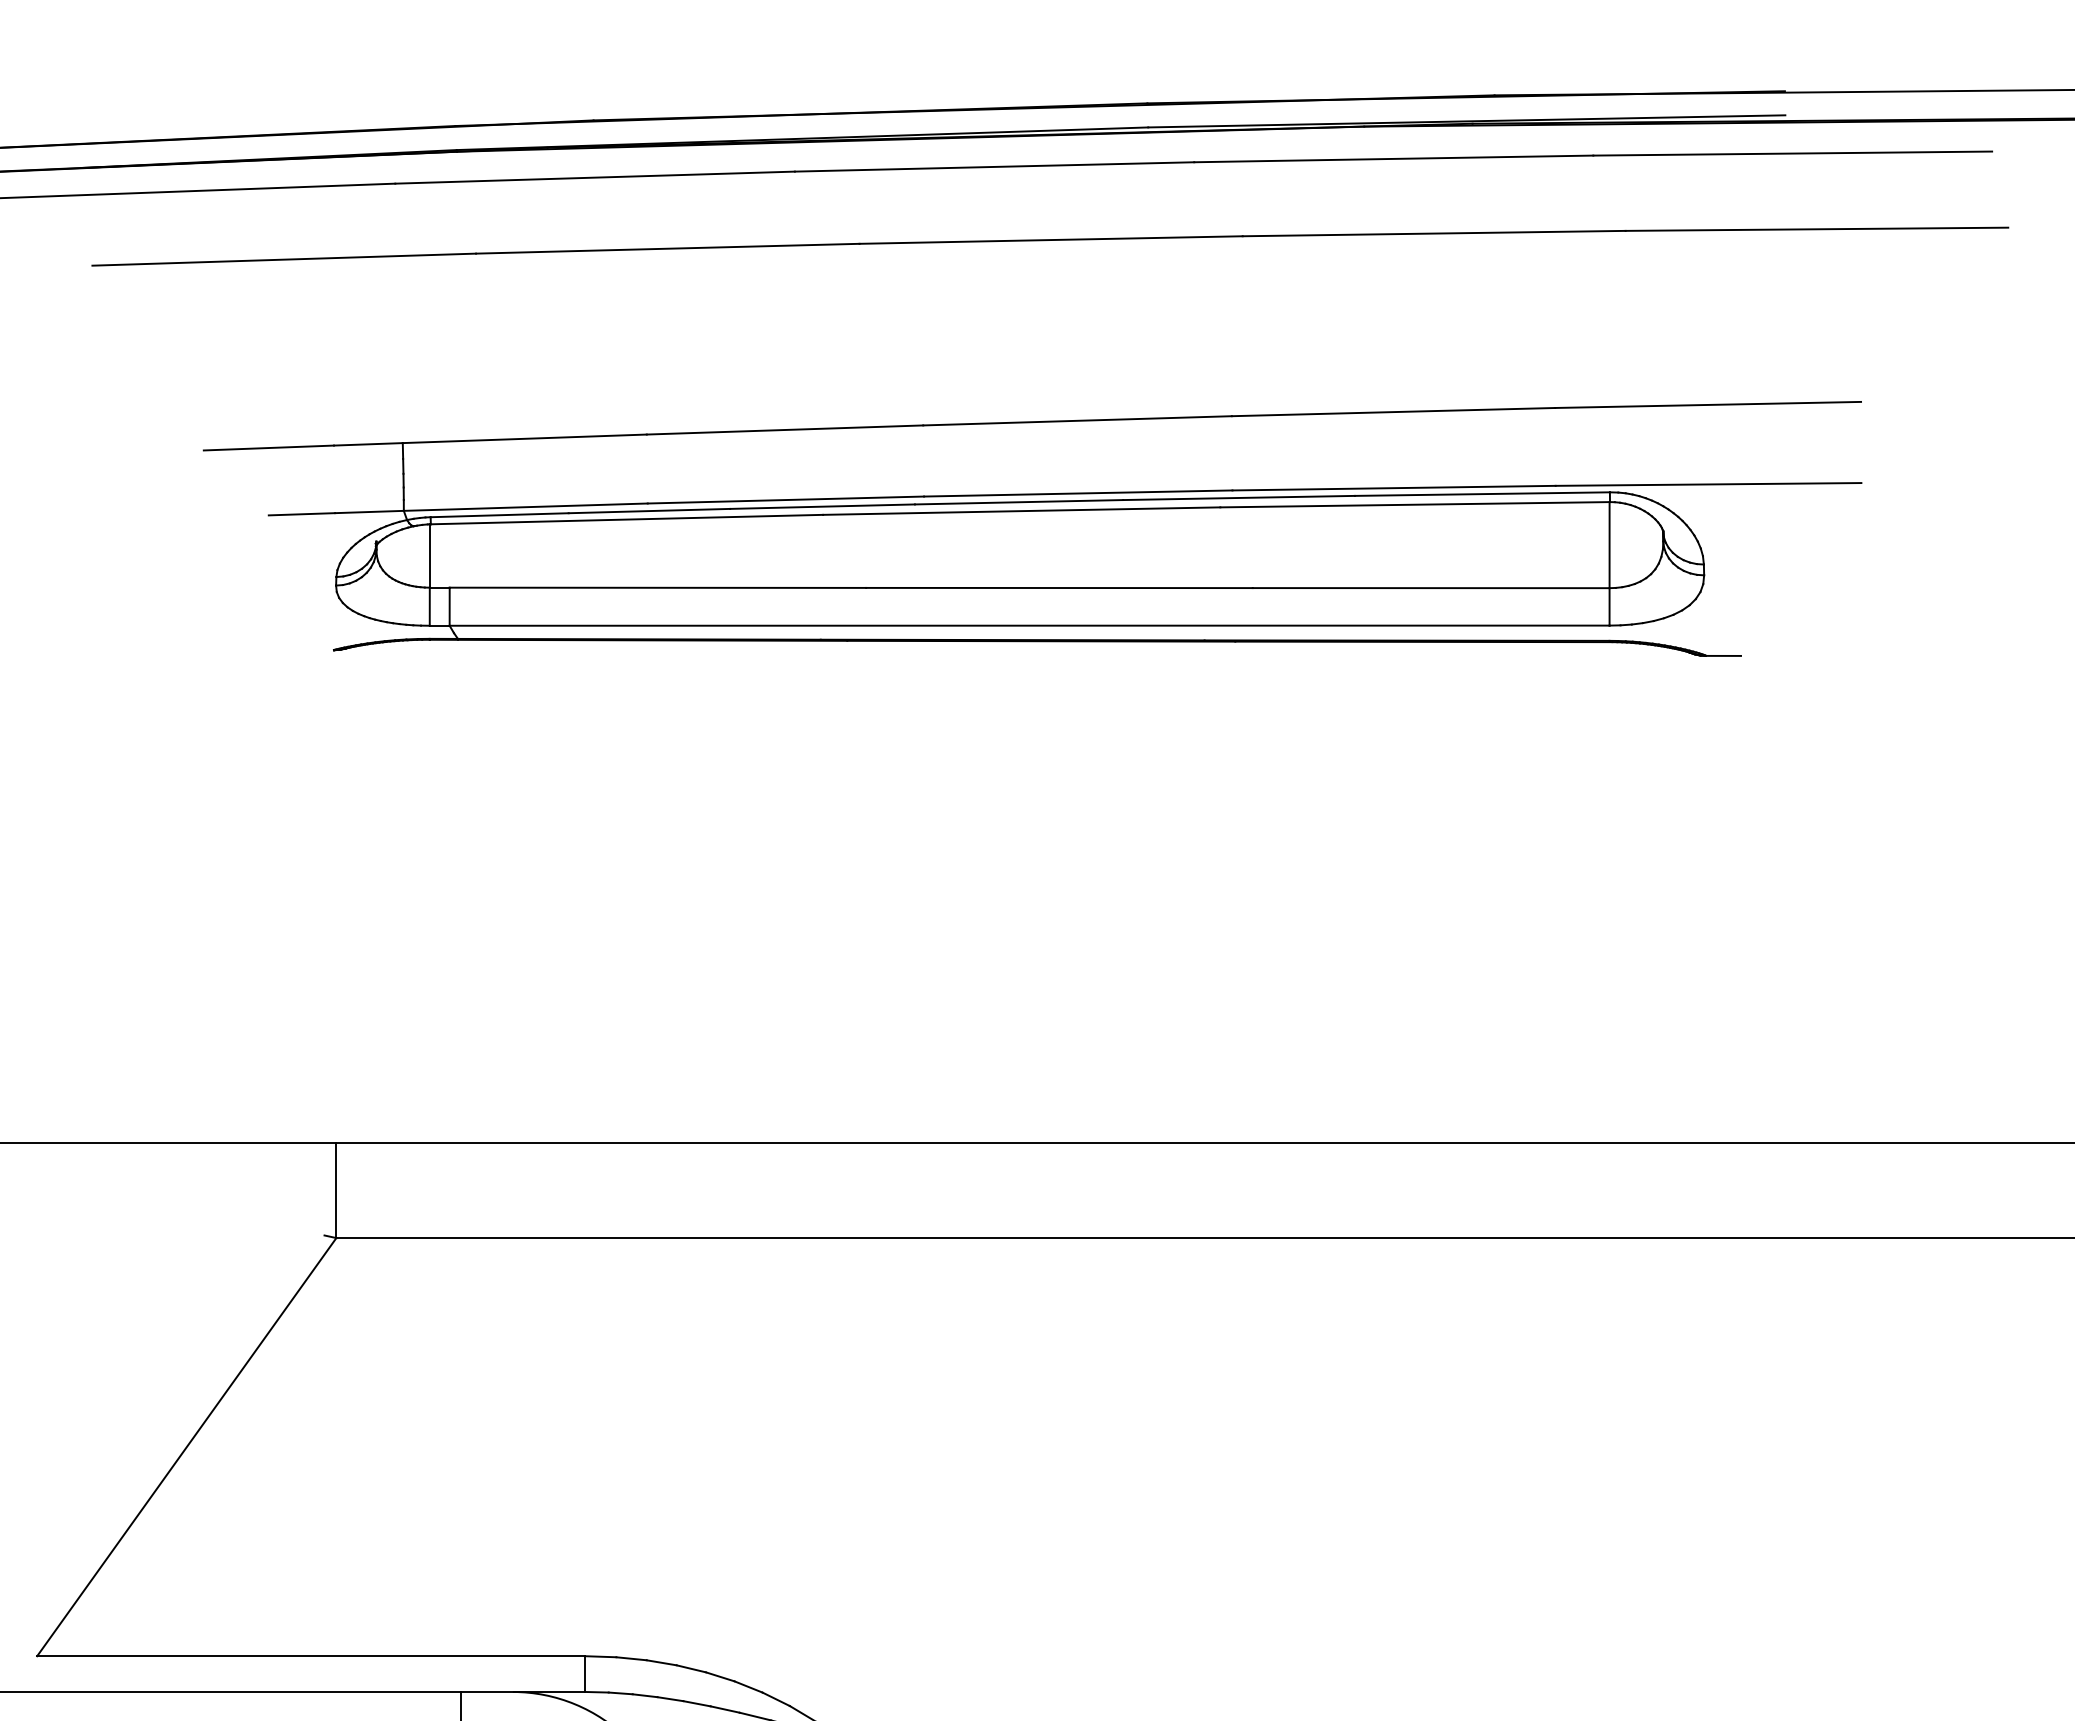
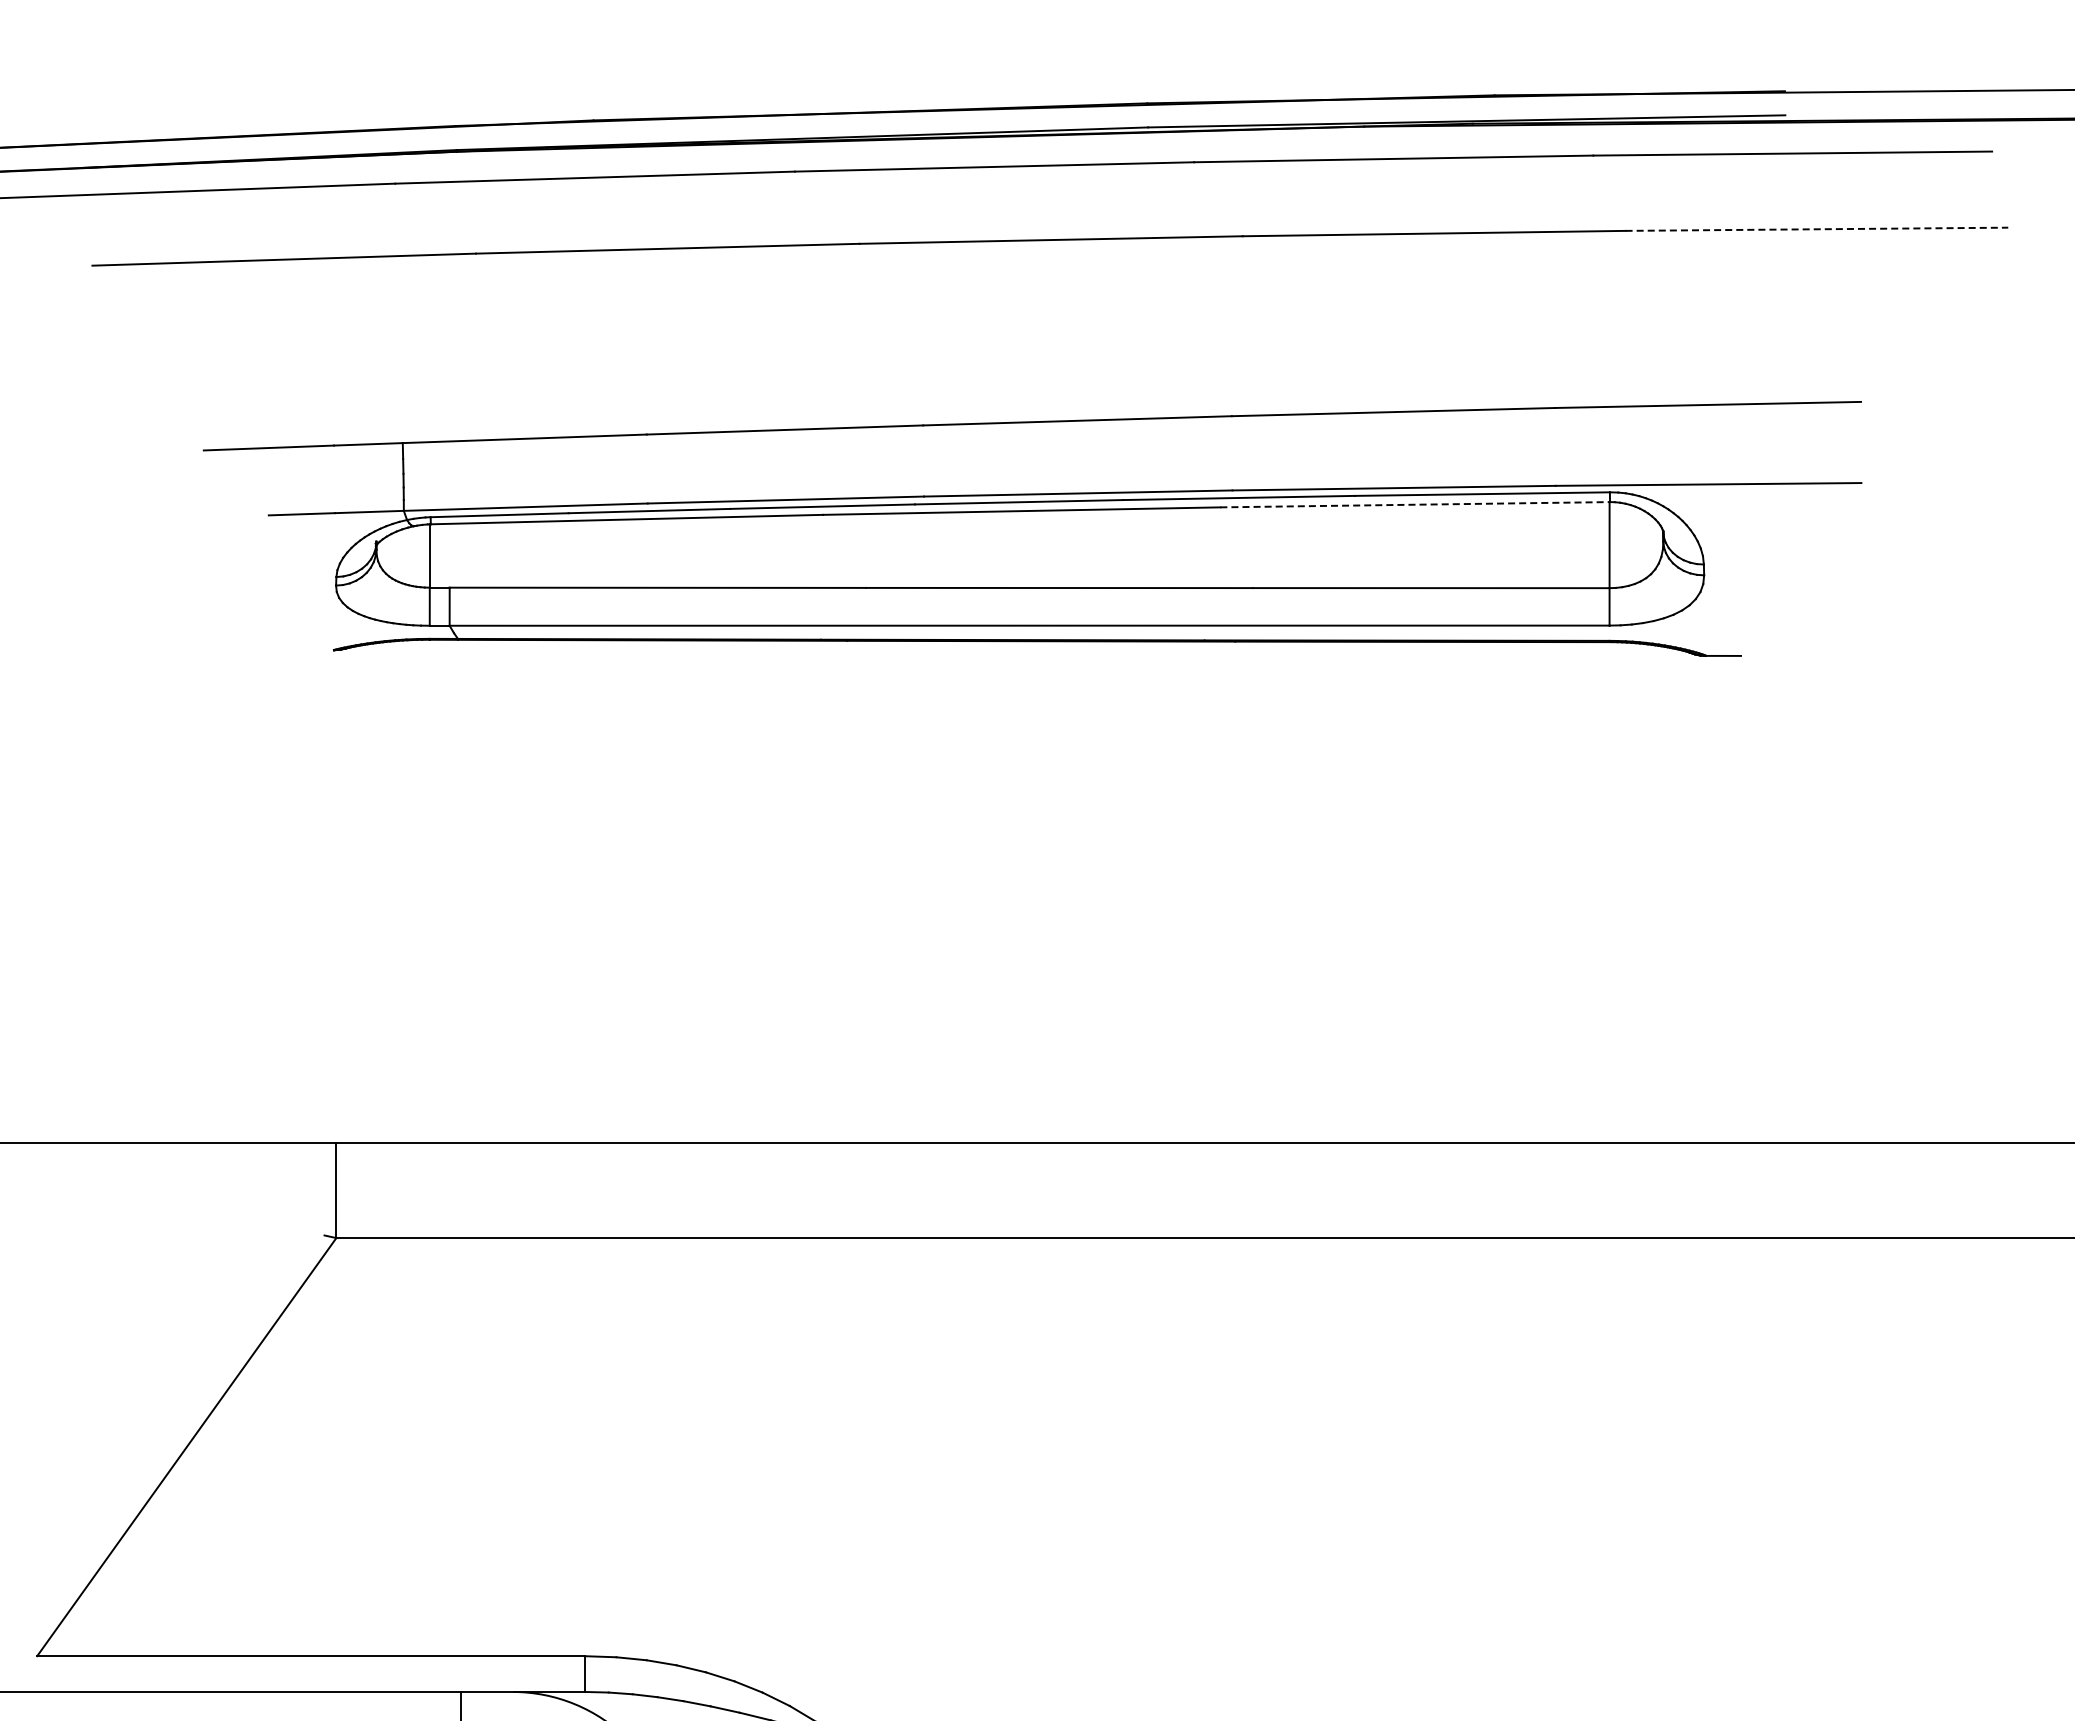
line: solid -> dashed (1817, 229)
line: solid -> dashed (1415, 504)
